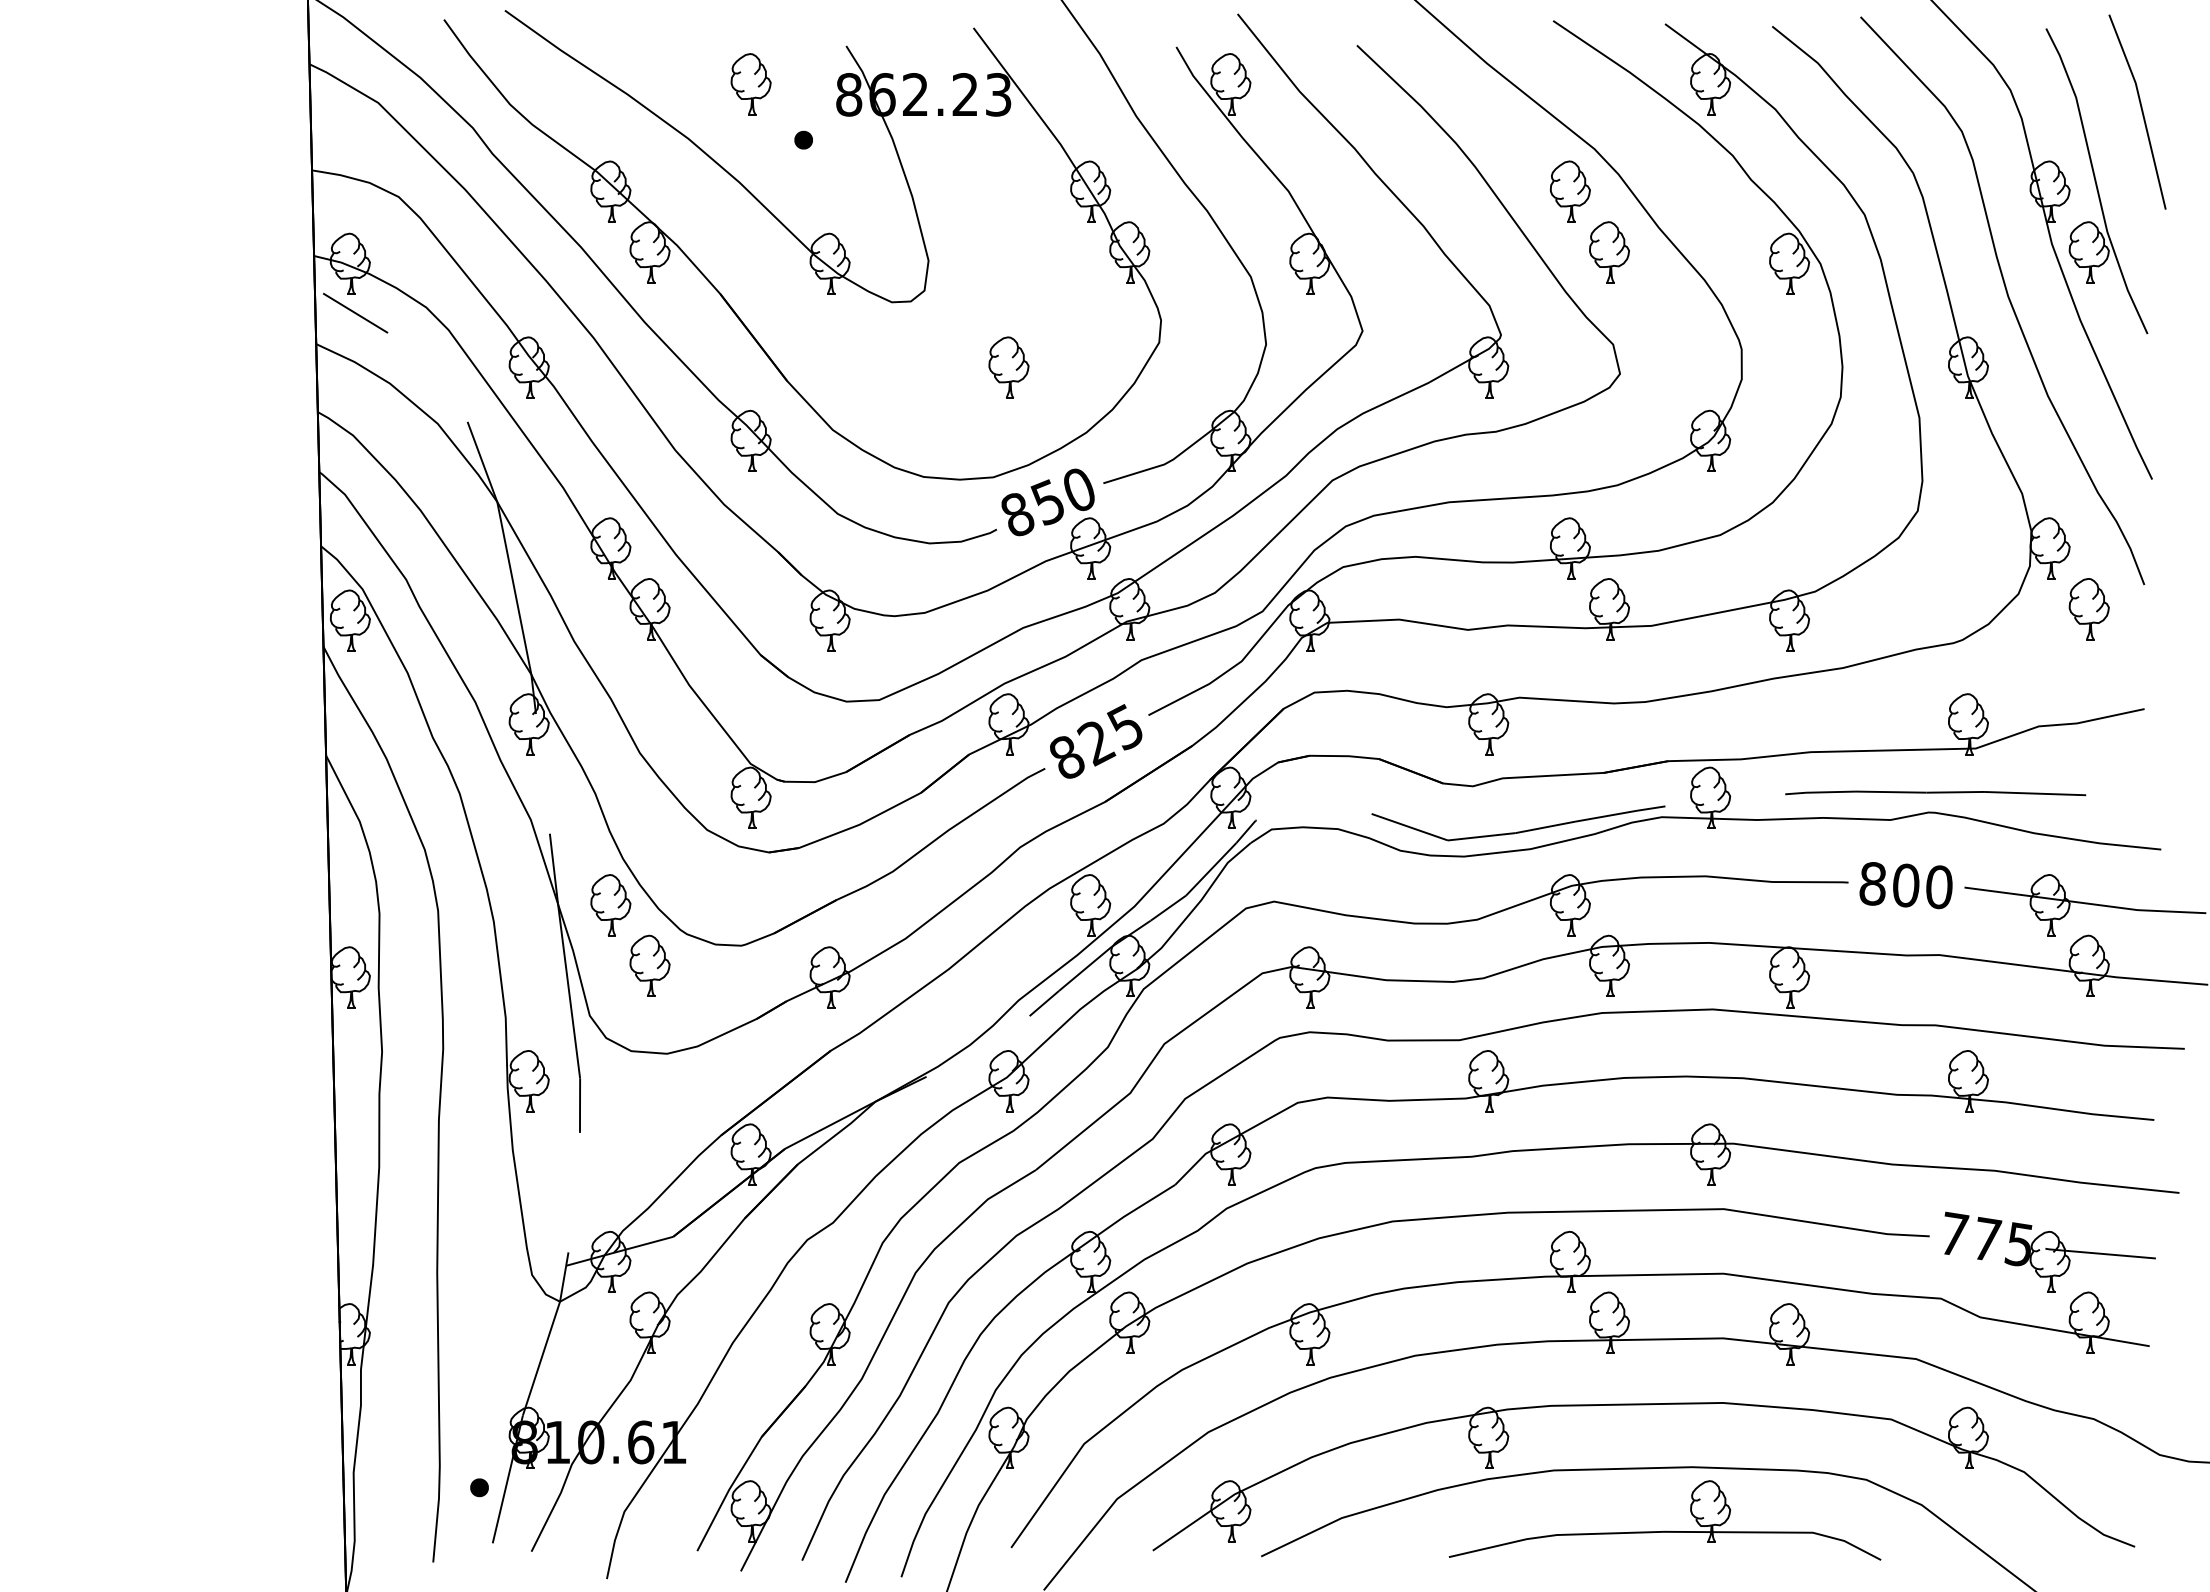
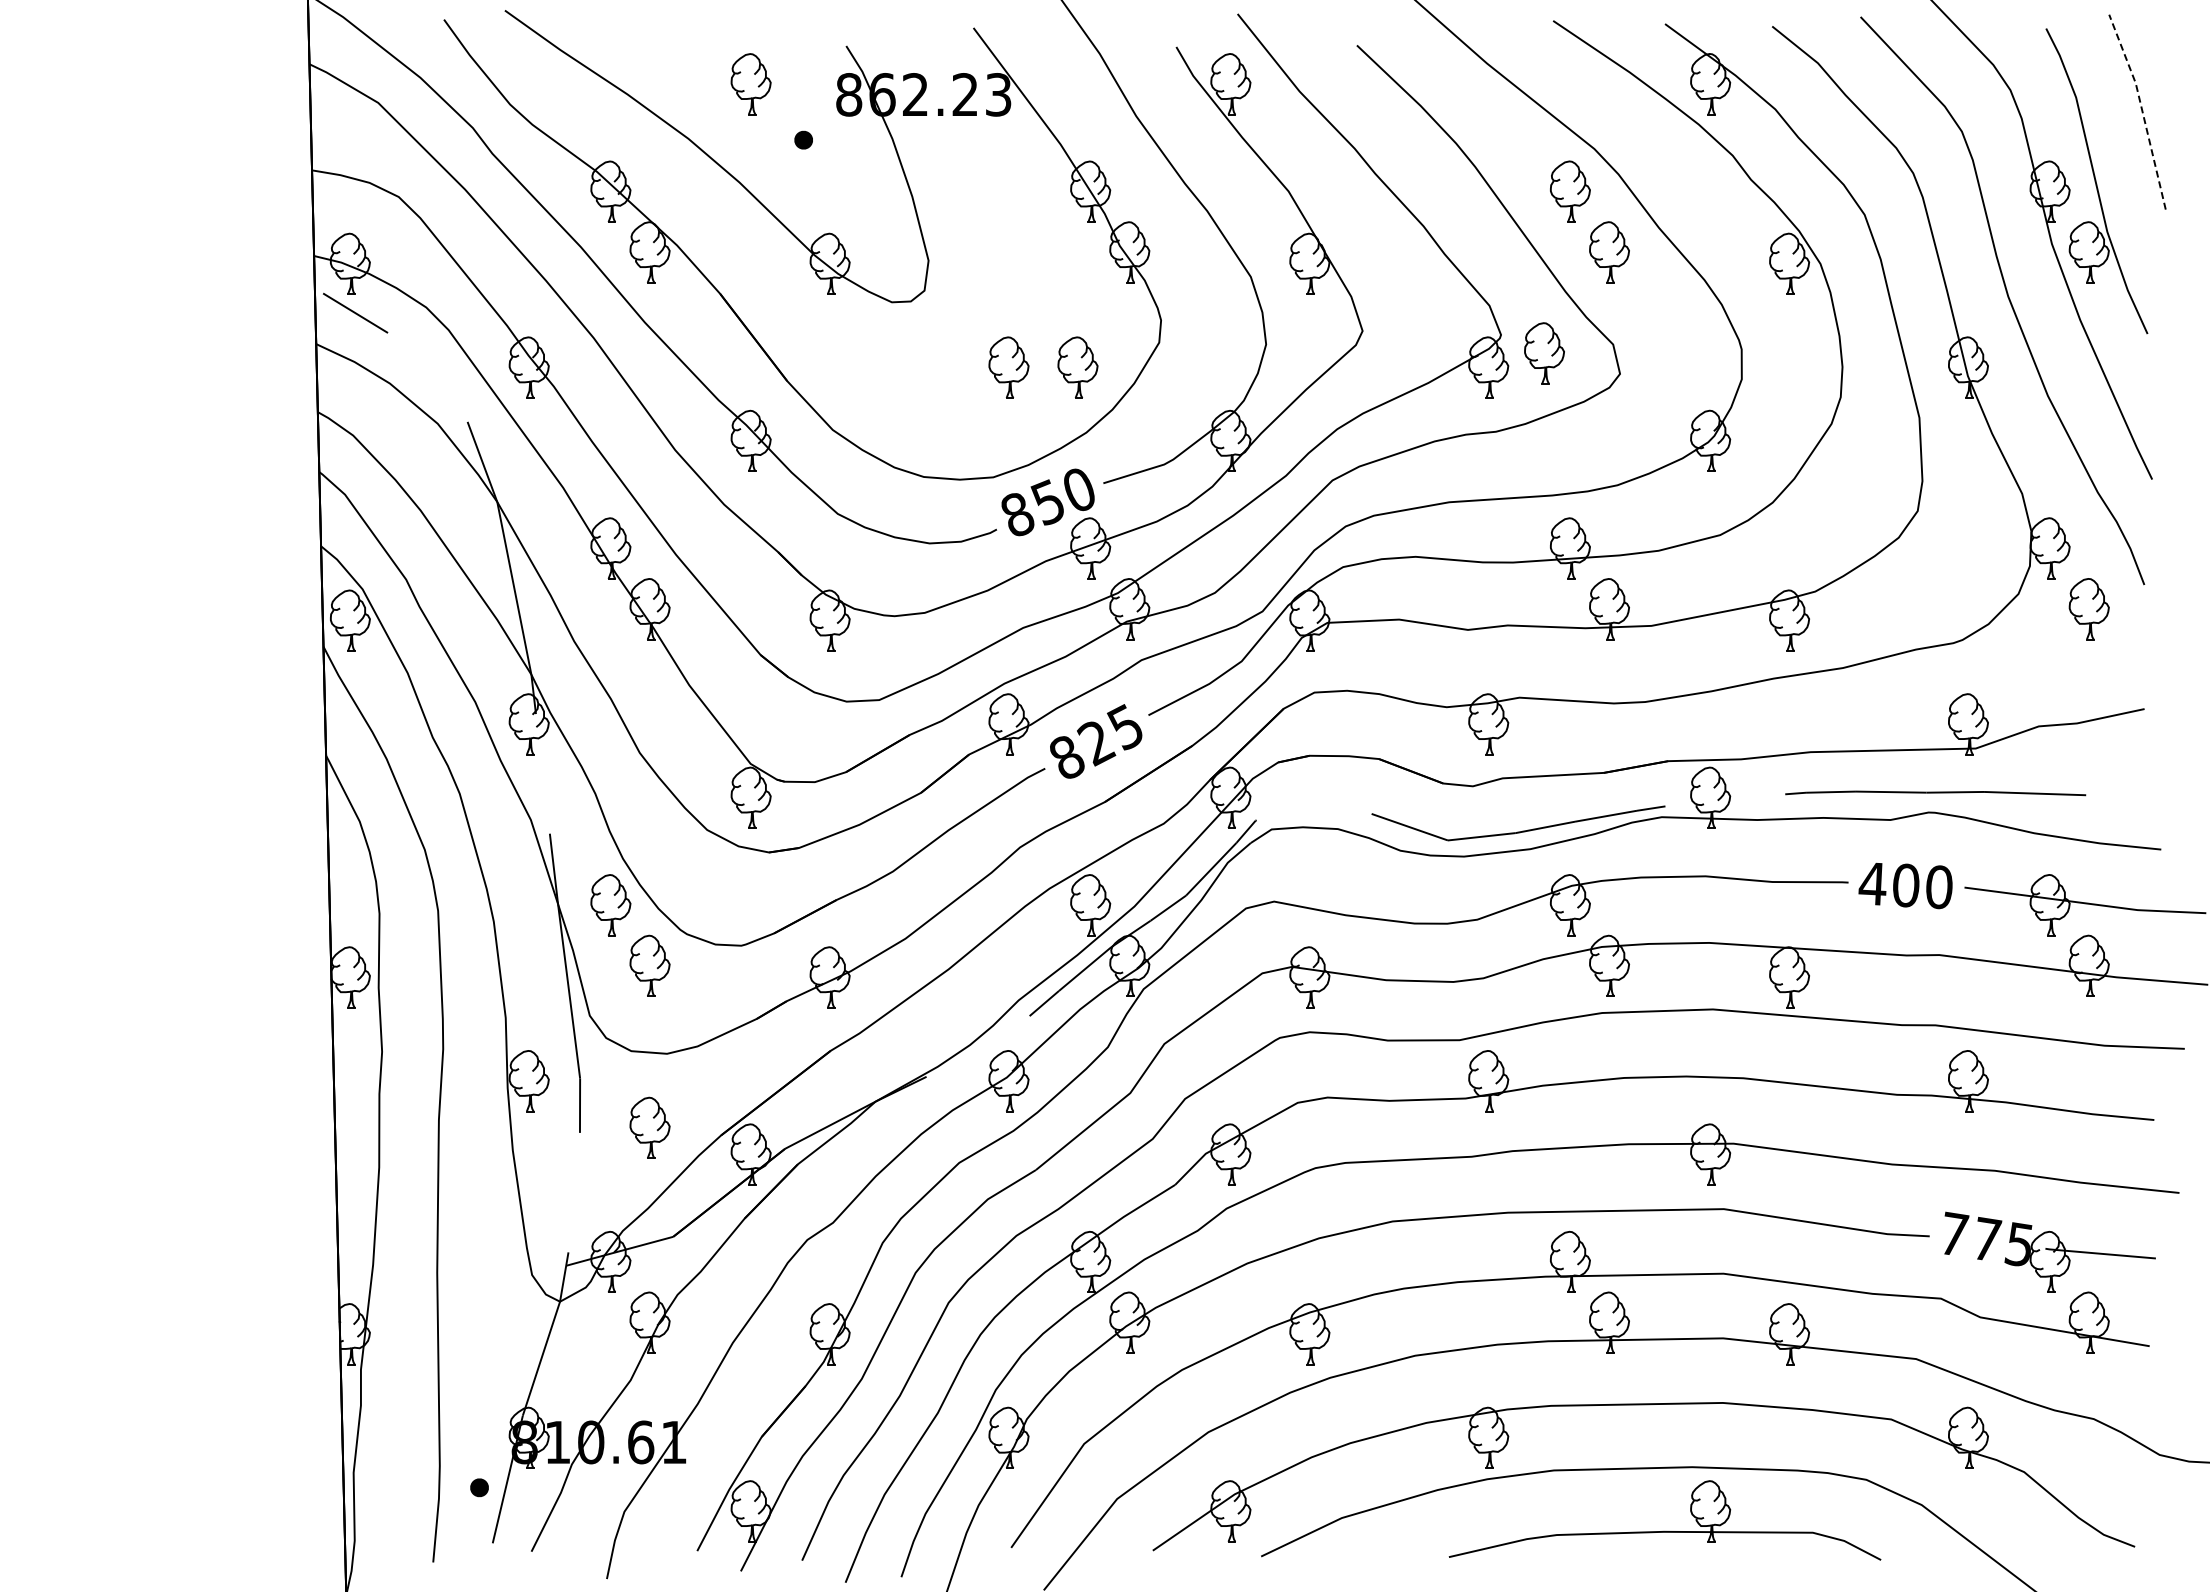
line: solid -> dashed (2142, 109)
part: none -> present (1544, 353)
part: none -> present (1077, 367)
text: 800 -> 400 (1872, 883)
part: none -> present (649, 1127)
